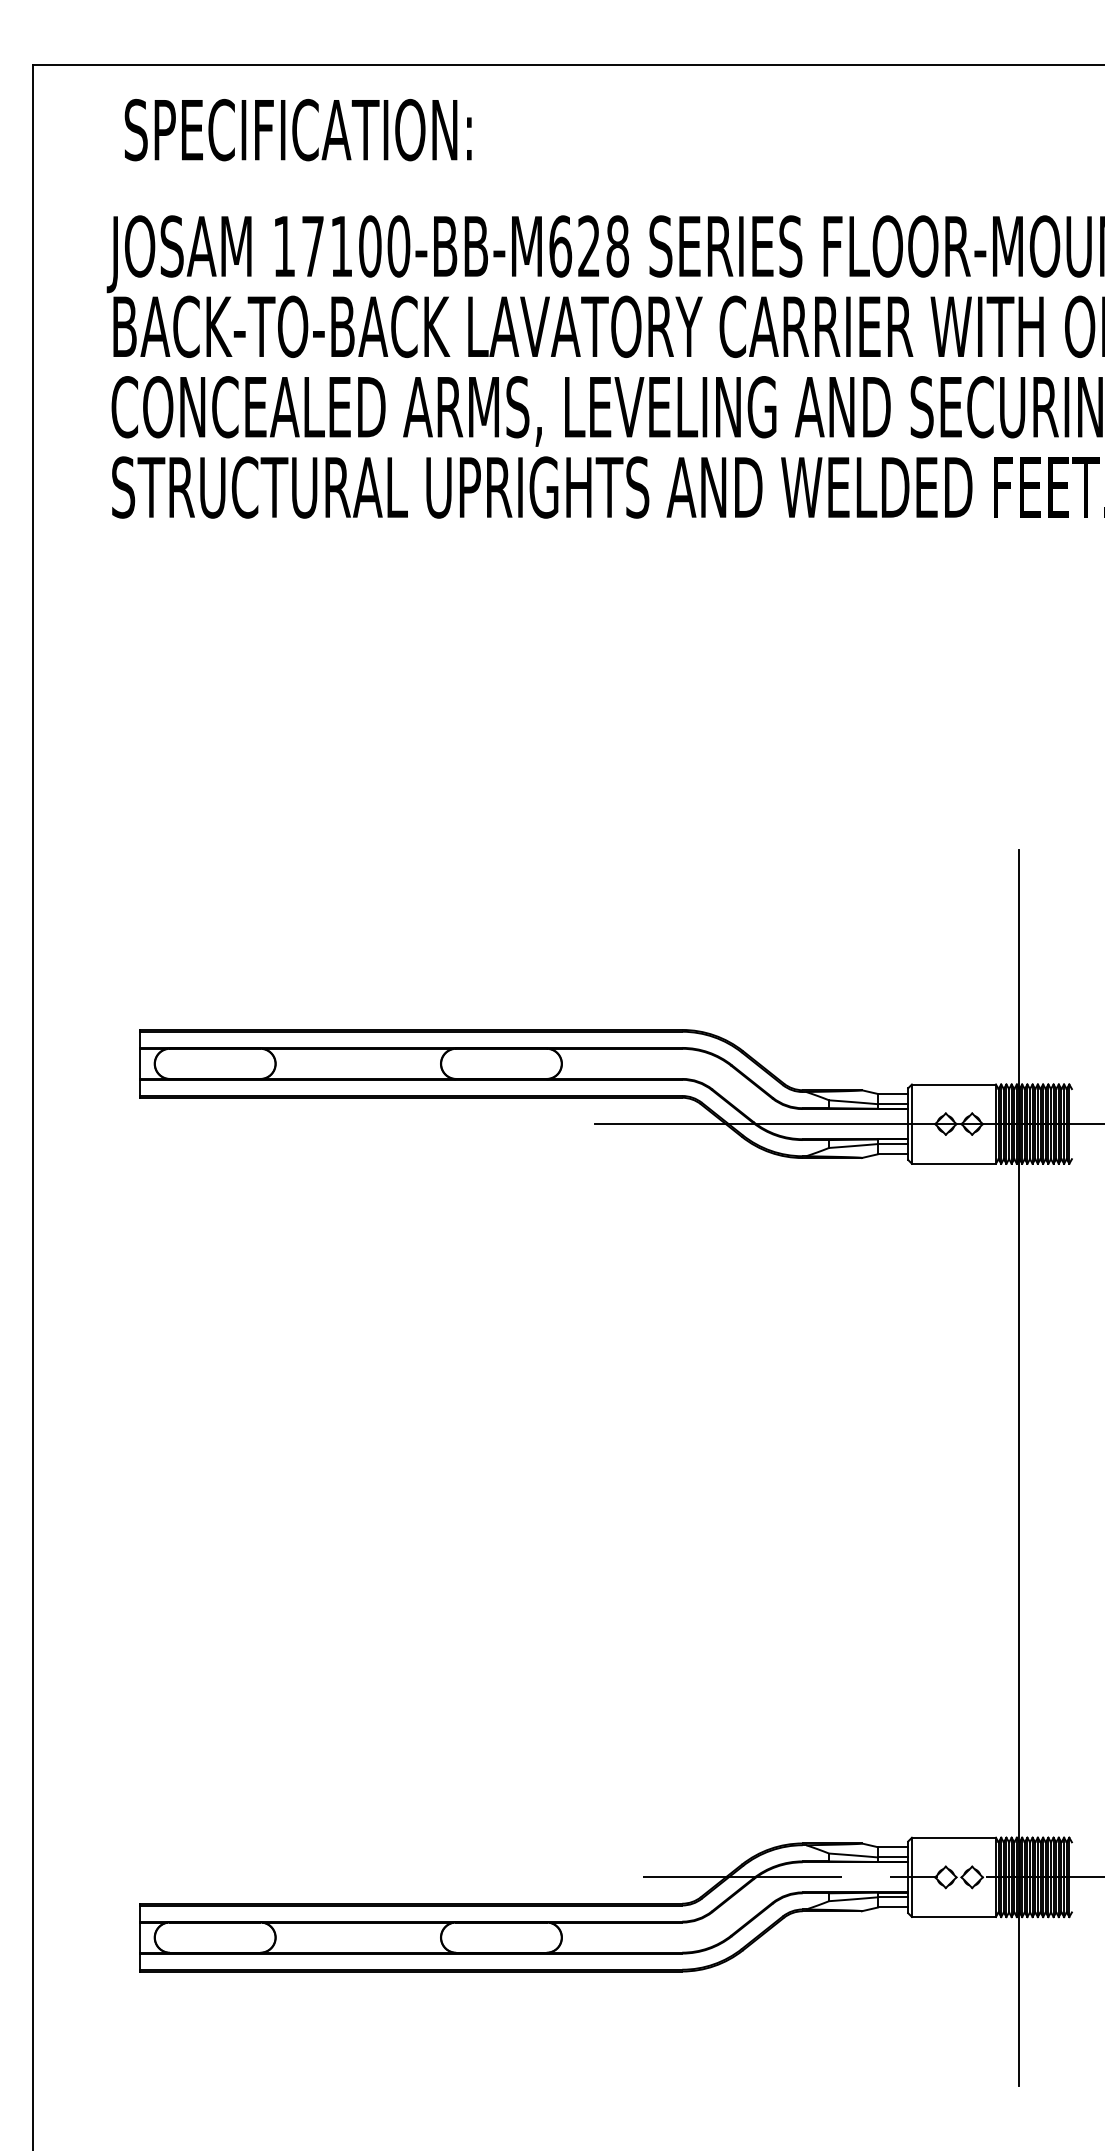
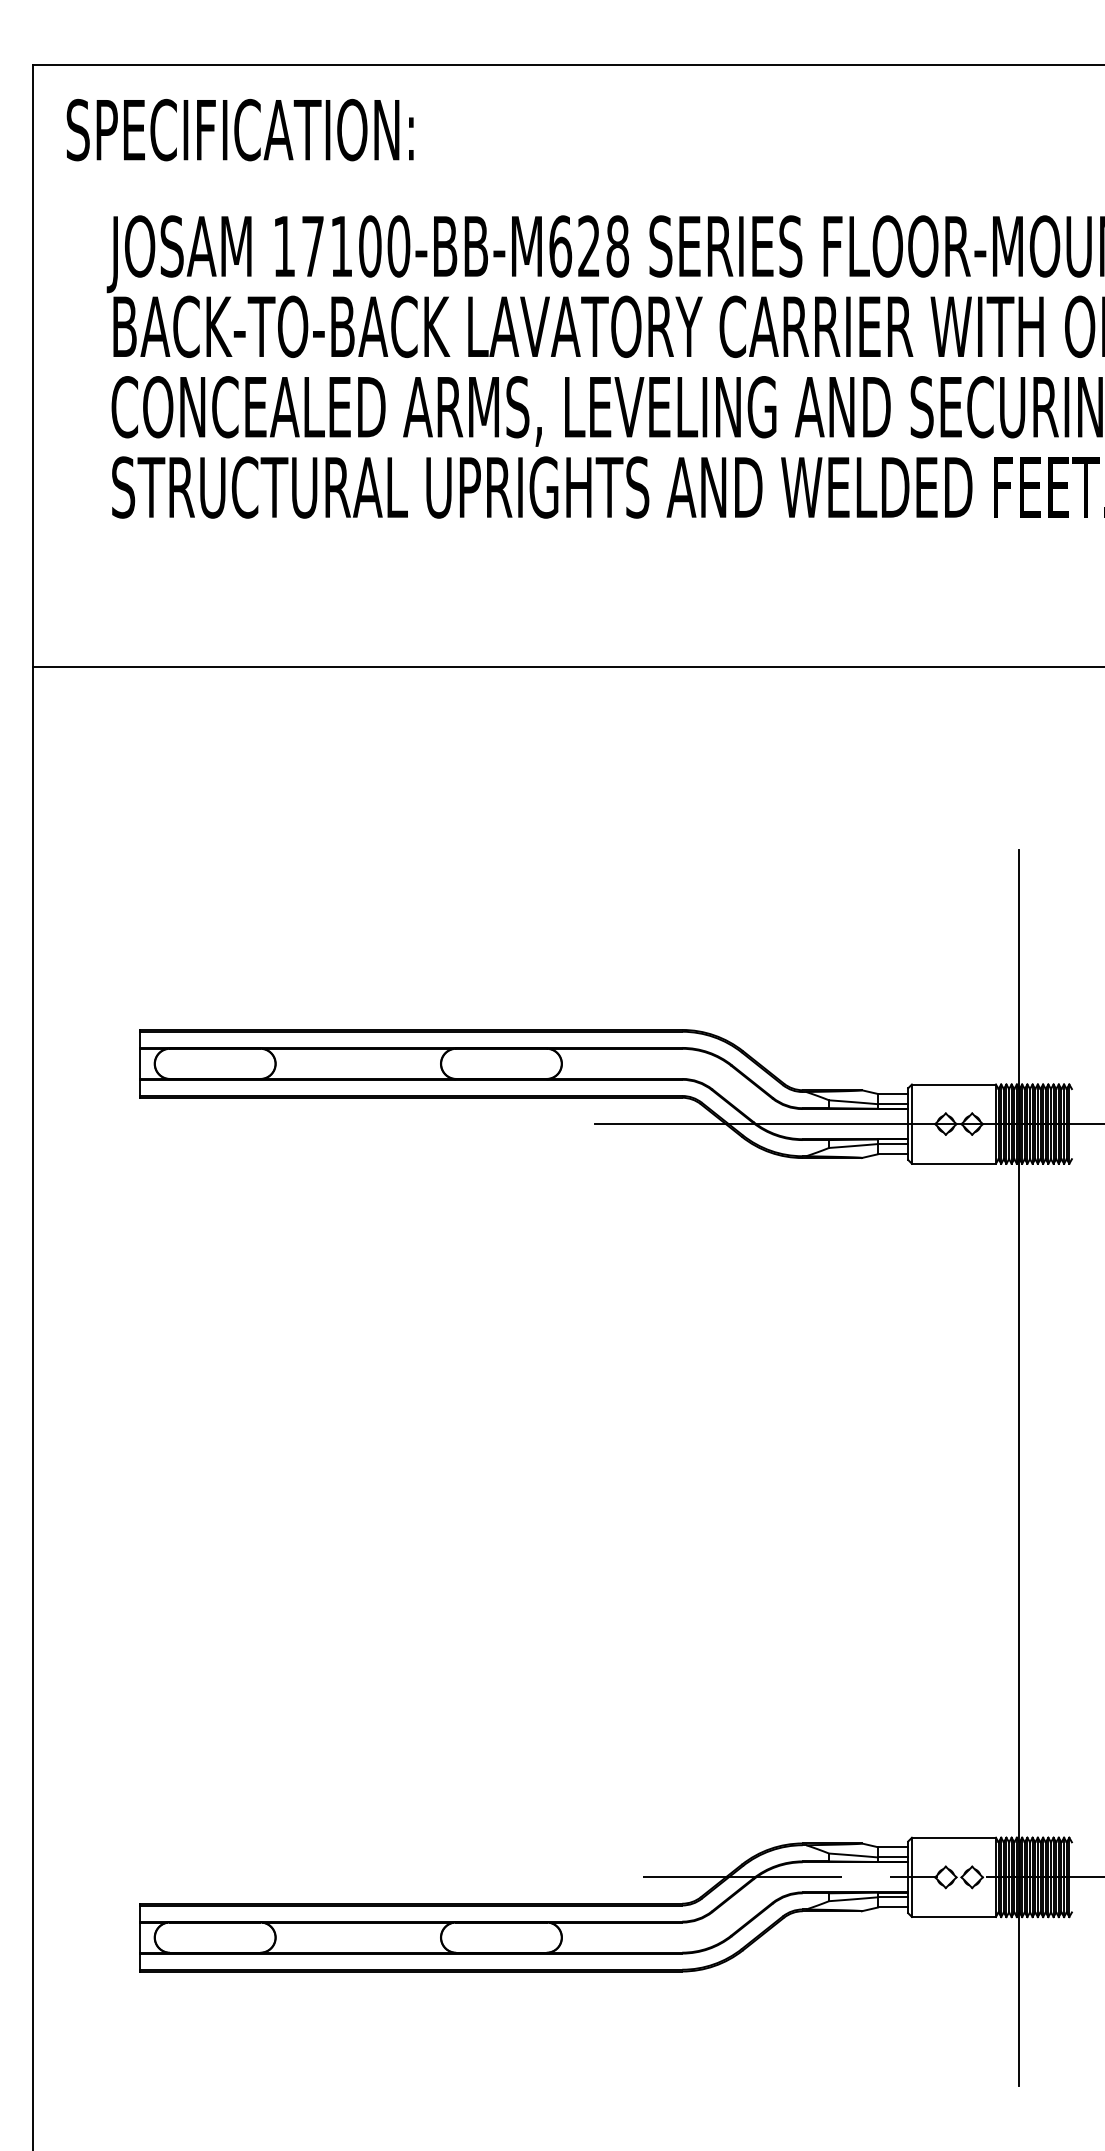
text position: (297, 130) -> (239, 130) (239, 130)
line: none -> present (567, 667)
